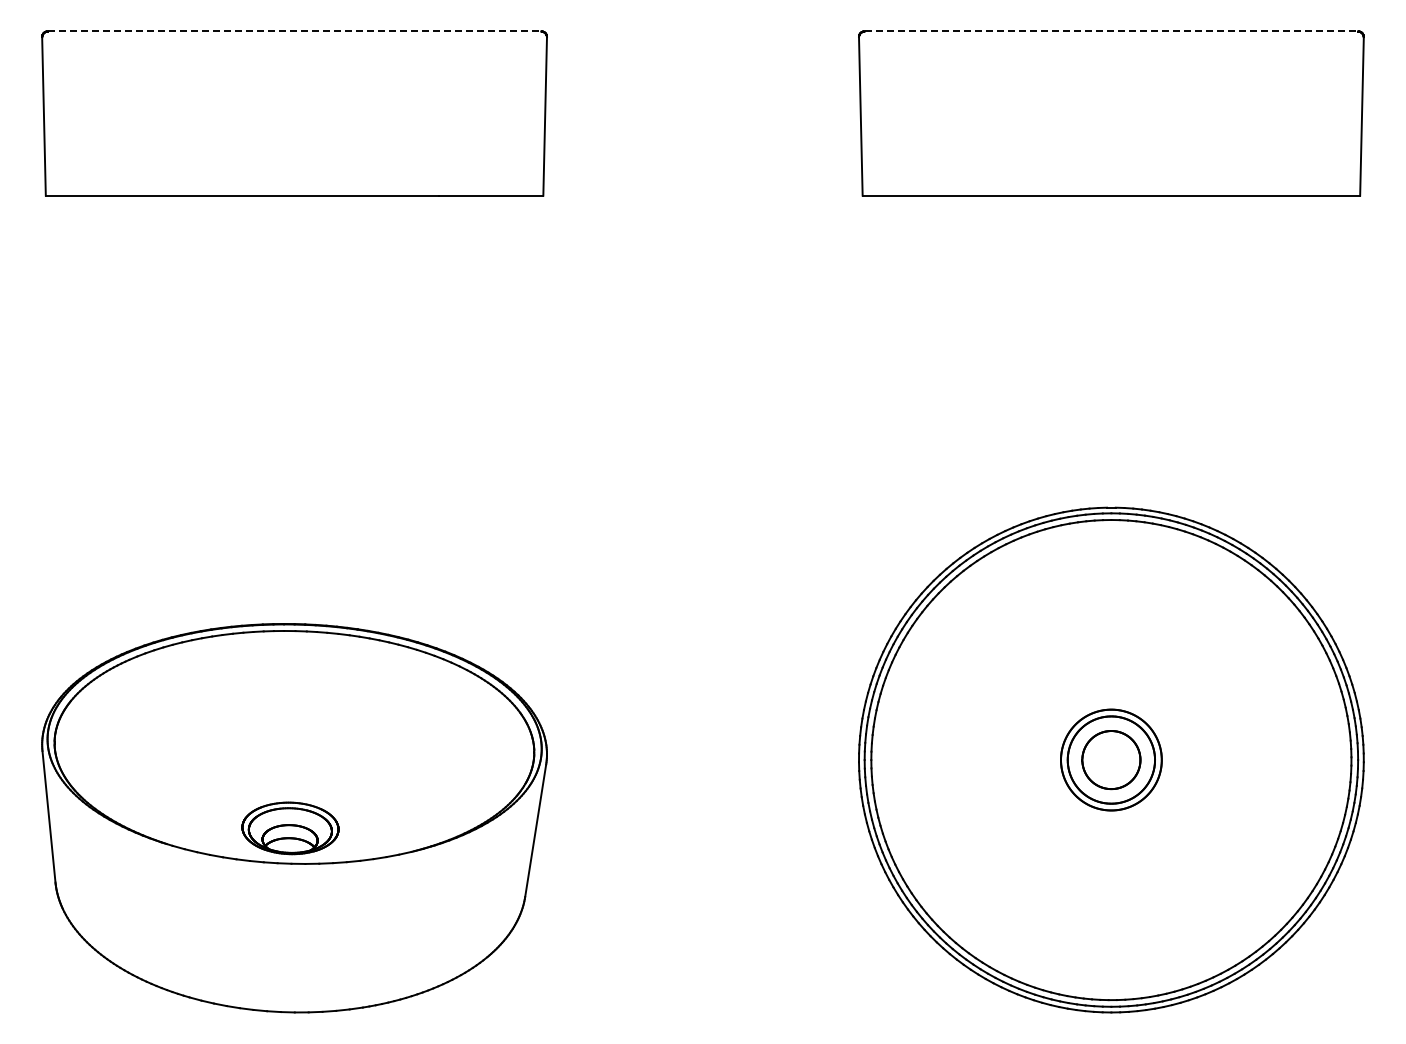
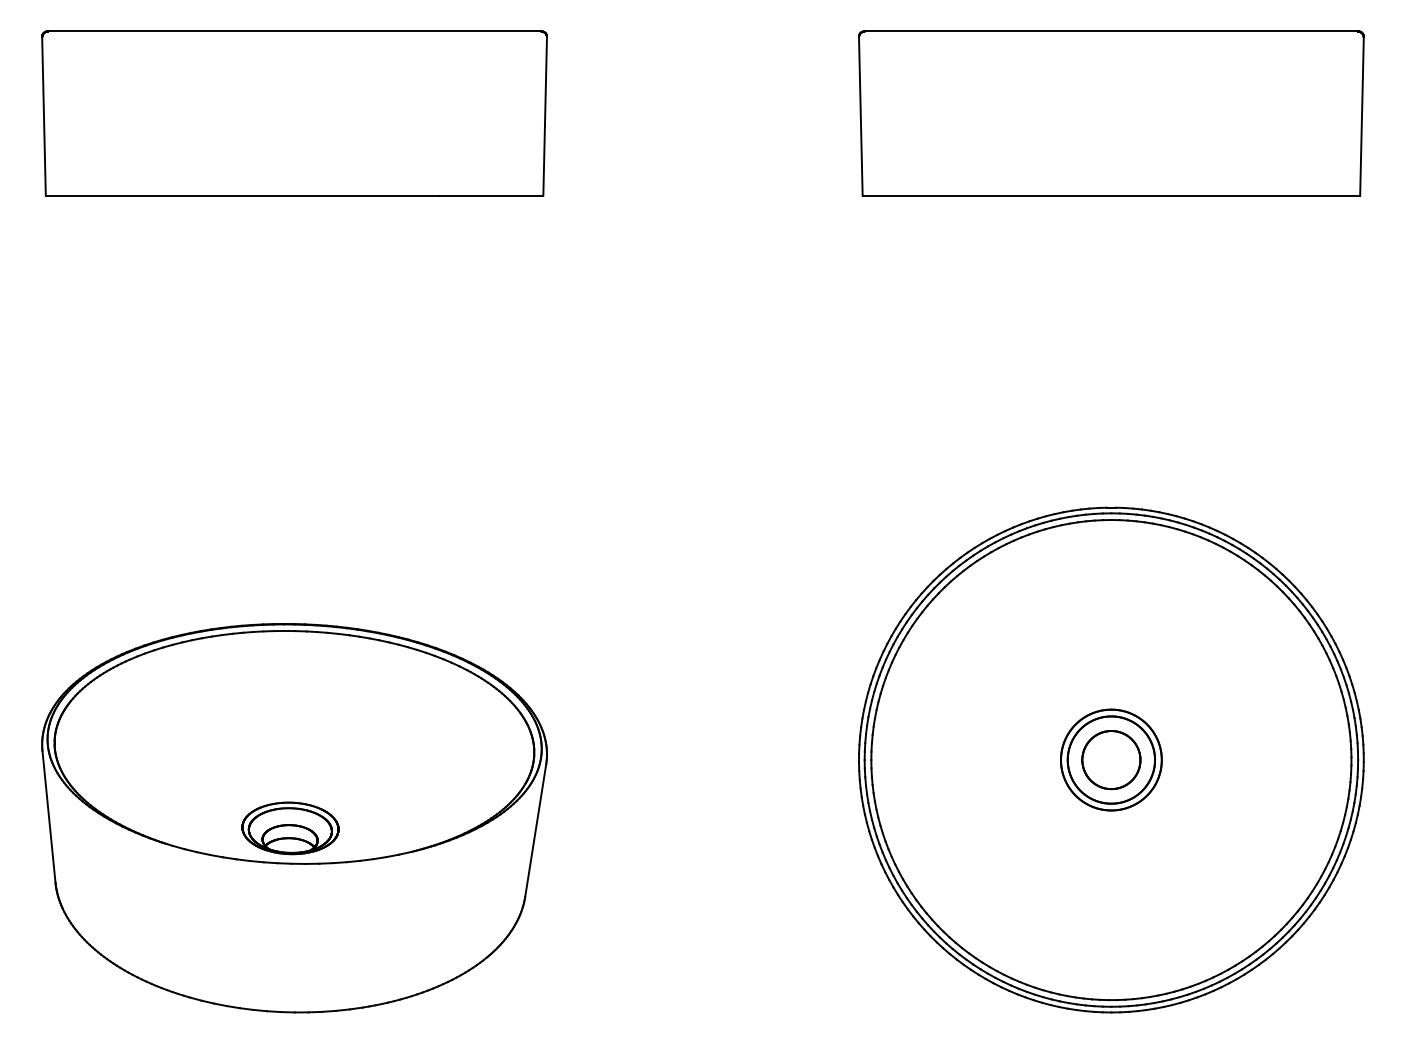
line: dashed -> solid (294, 31)
line: dashed -> solid (1111, 31)
